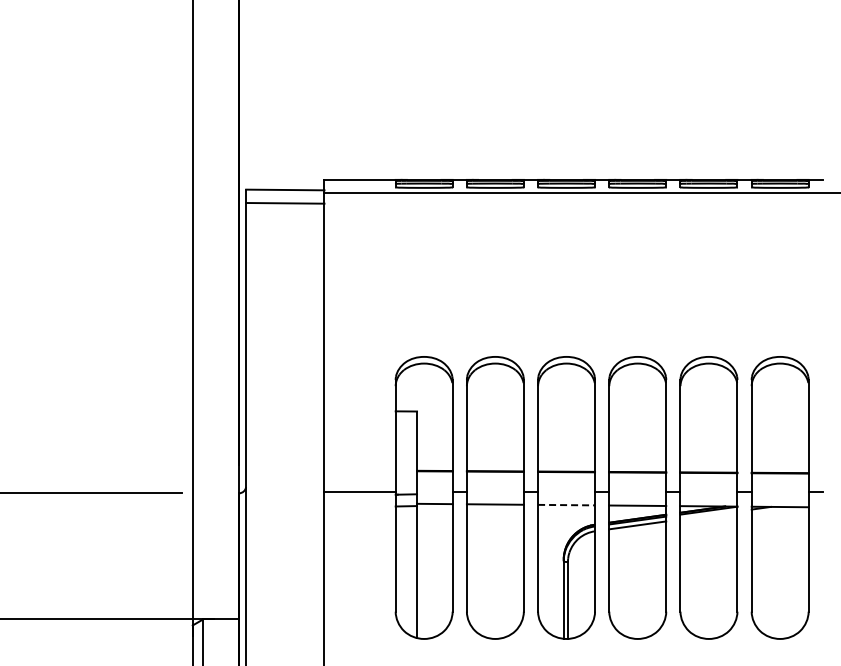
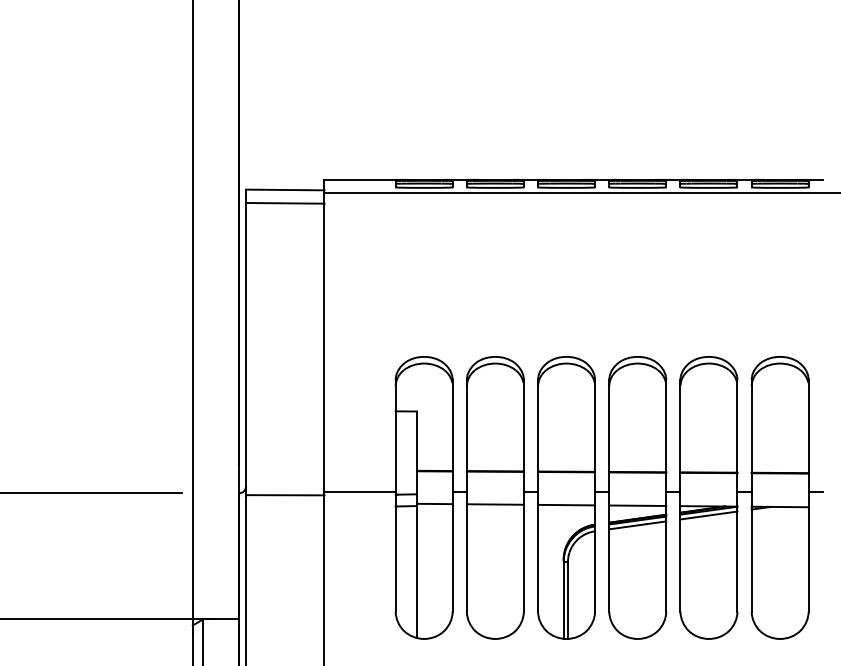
line: none -> present (285, 495)
line: dashed -> solid (567, 505)
line: none -> present (708, 515)
